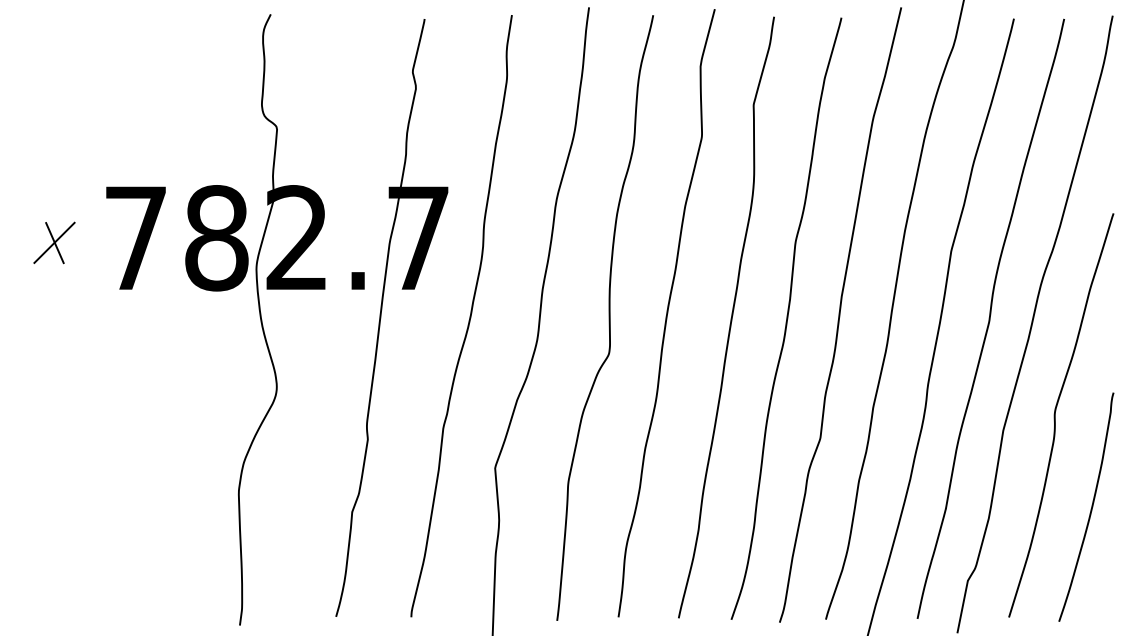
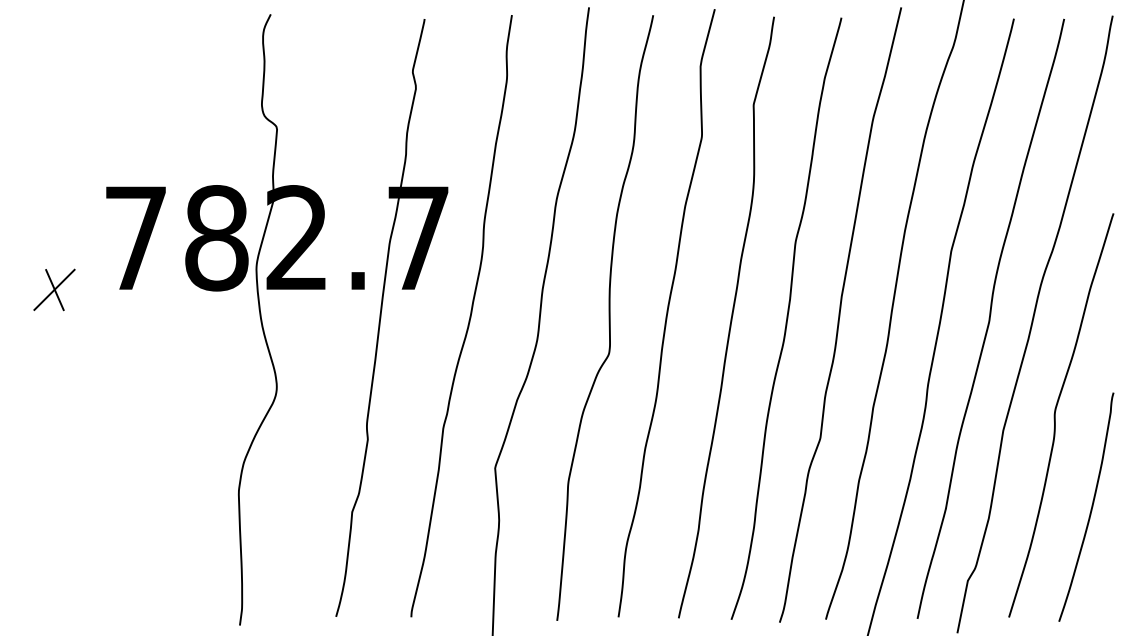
part position: (54, 242) -> (54, 289) (54, 289)
